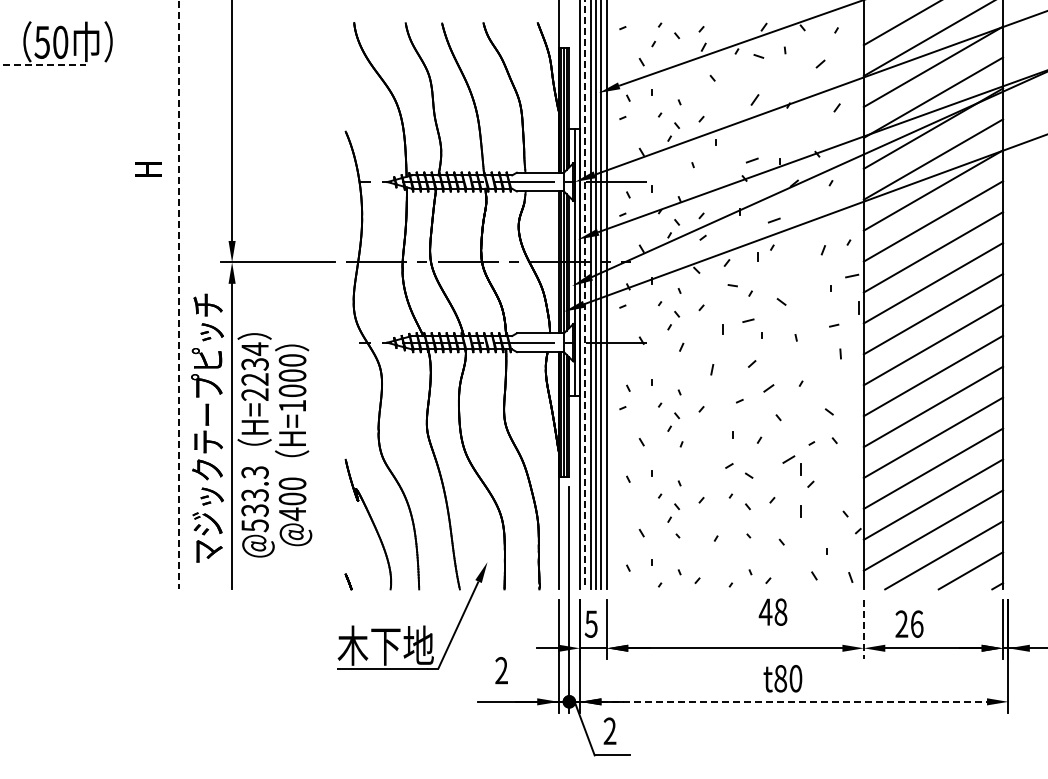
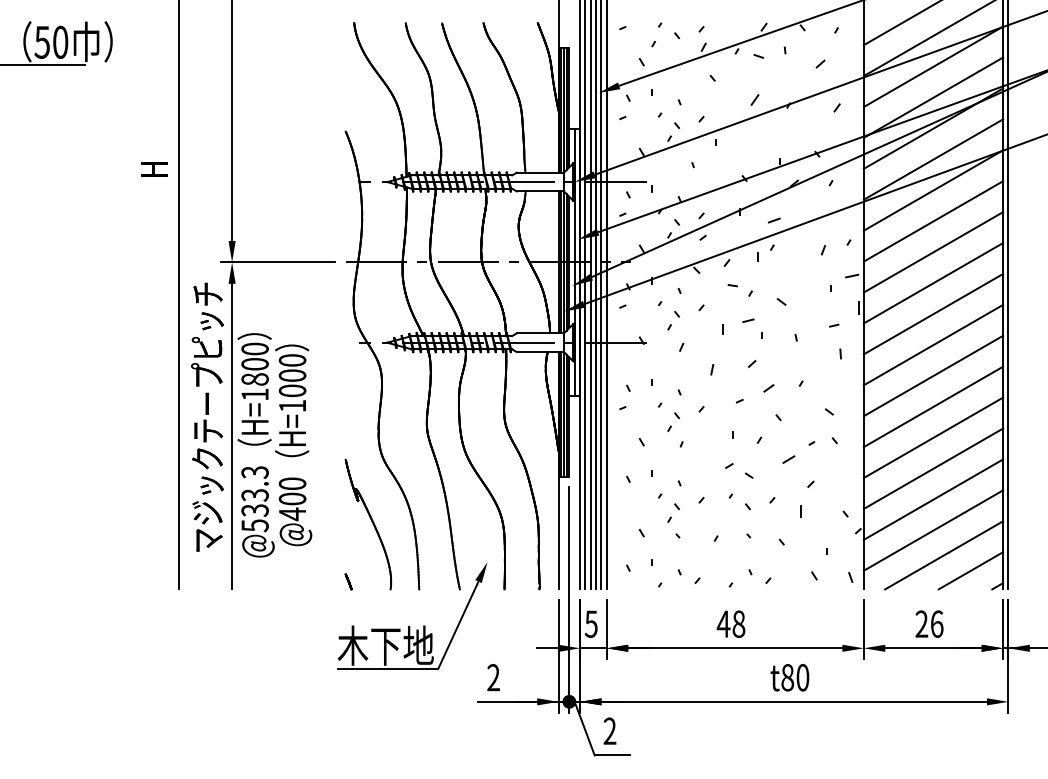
line: dashed -> solid (43, 64)
line: present -> none (751, 160)
text position: (148, 169) -> (154, 169) (154, 169)
line: dashed -> solid (178, 294)
line: dashed -> solid (585, 295)
line: none -> present (1008, 295)
text: H=2234 -> H=1800 (254, 371)
text position: (207, 427) -> (207, 416) (207, 416)
line: present -> none (800, 469)
text position: (772, 611) -> (730, 623) (730, 623)
text position: (909, 623) -> (929, 623) (929, 623)
line: dashed -> solid (863, 630)
text position: (501, 670) -> (493, 677) (493, 677)
text position: (782, 678) -> (789, 677) (789, 677)
line: dashed -> solid (794, 701)
